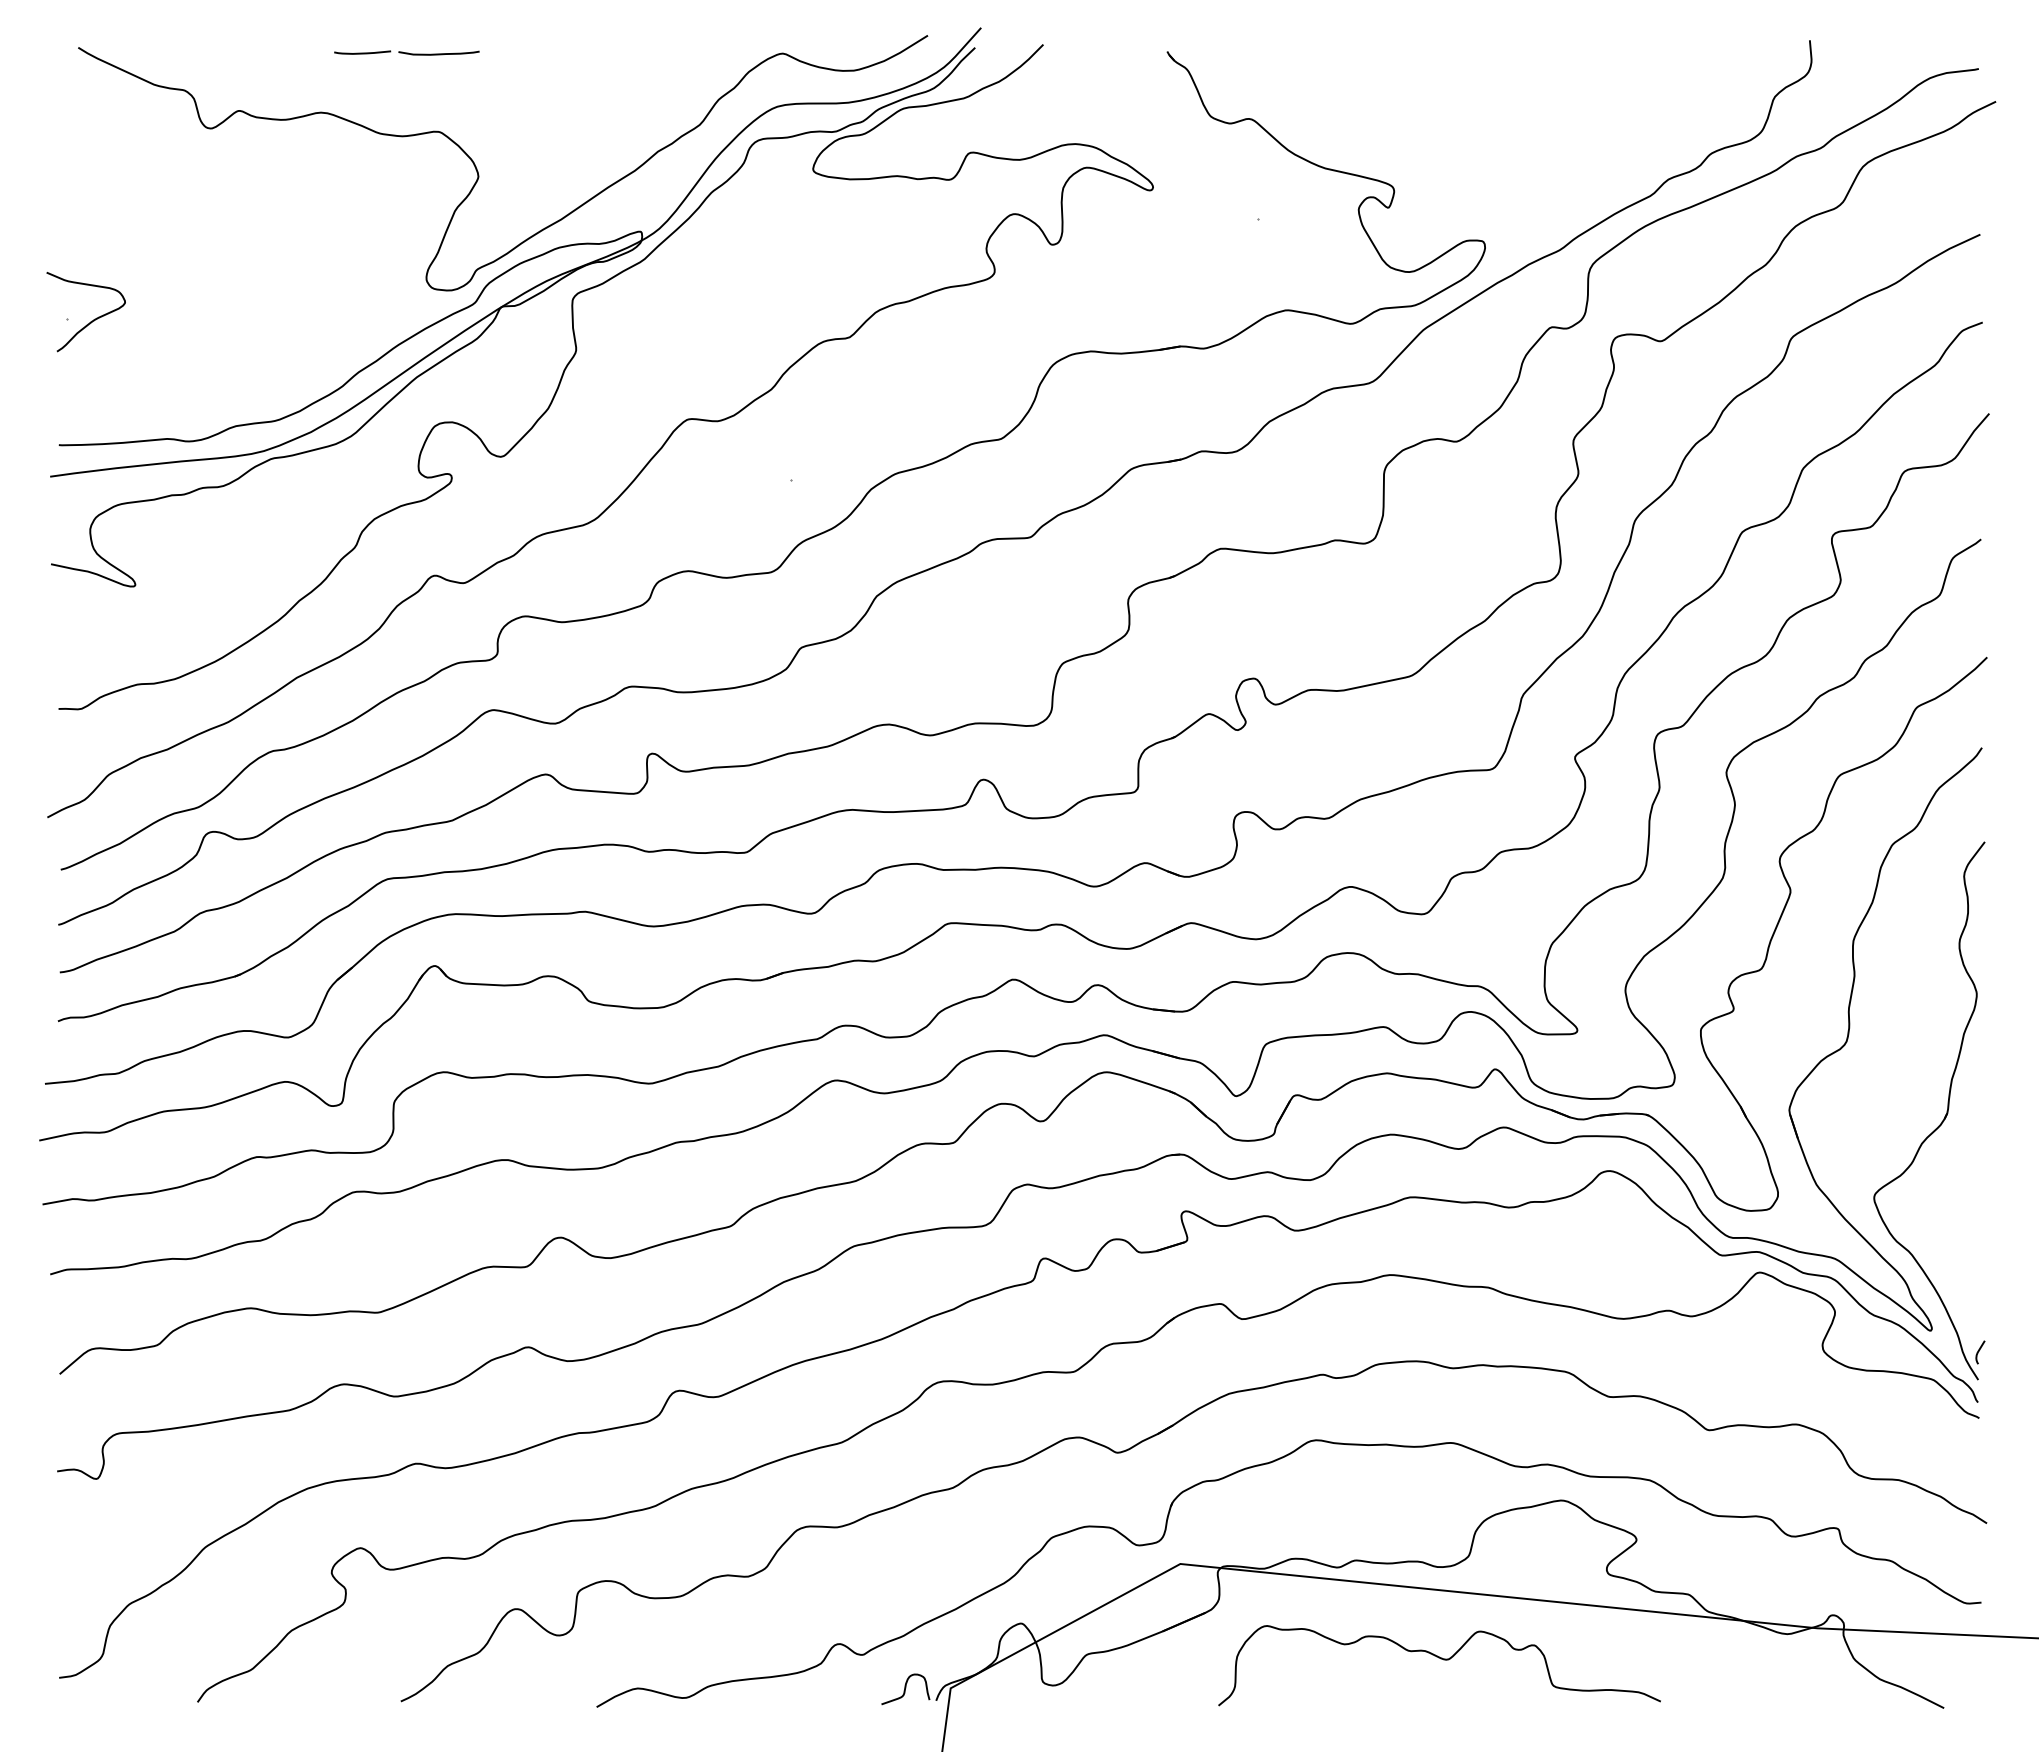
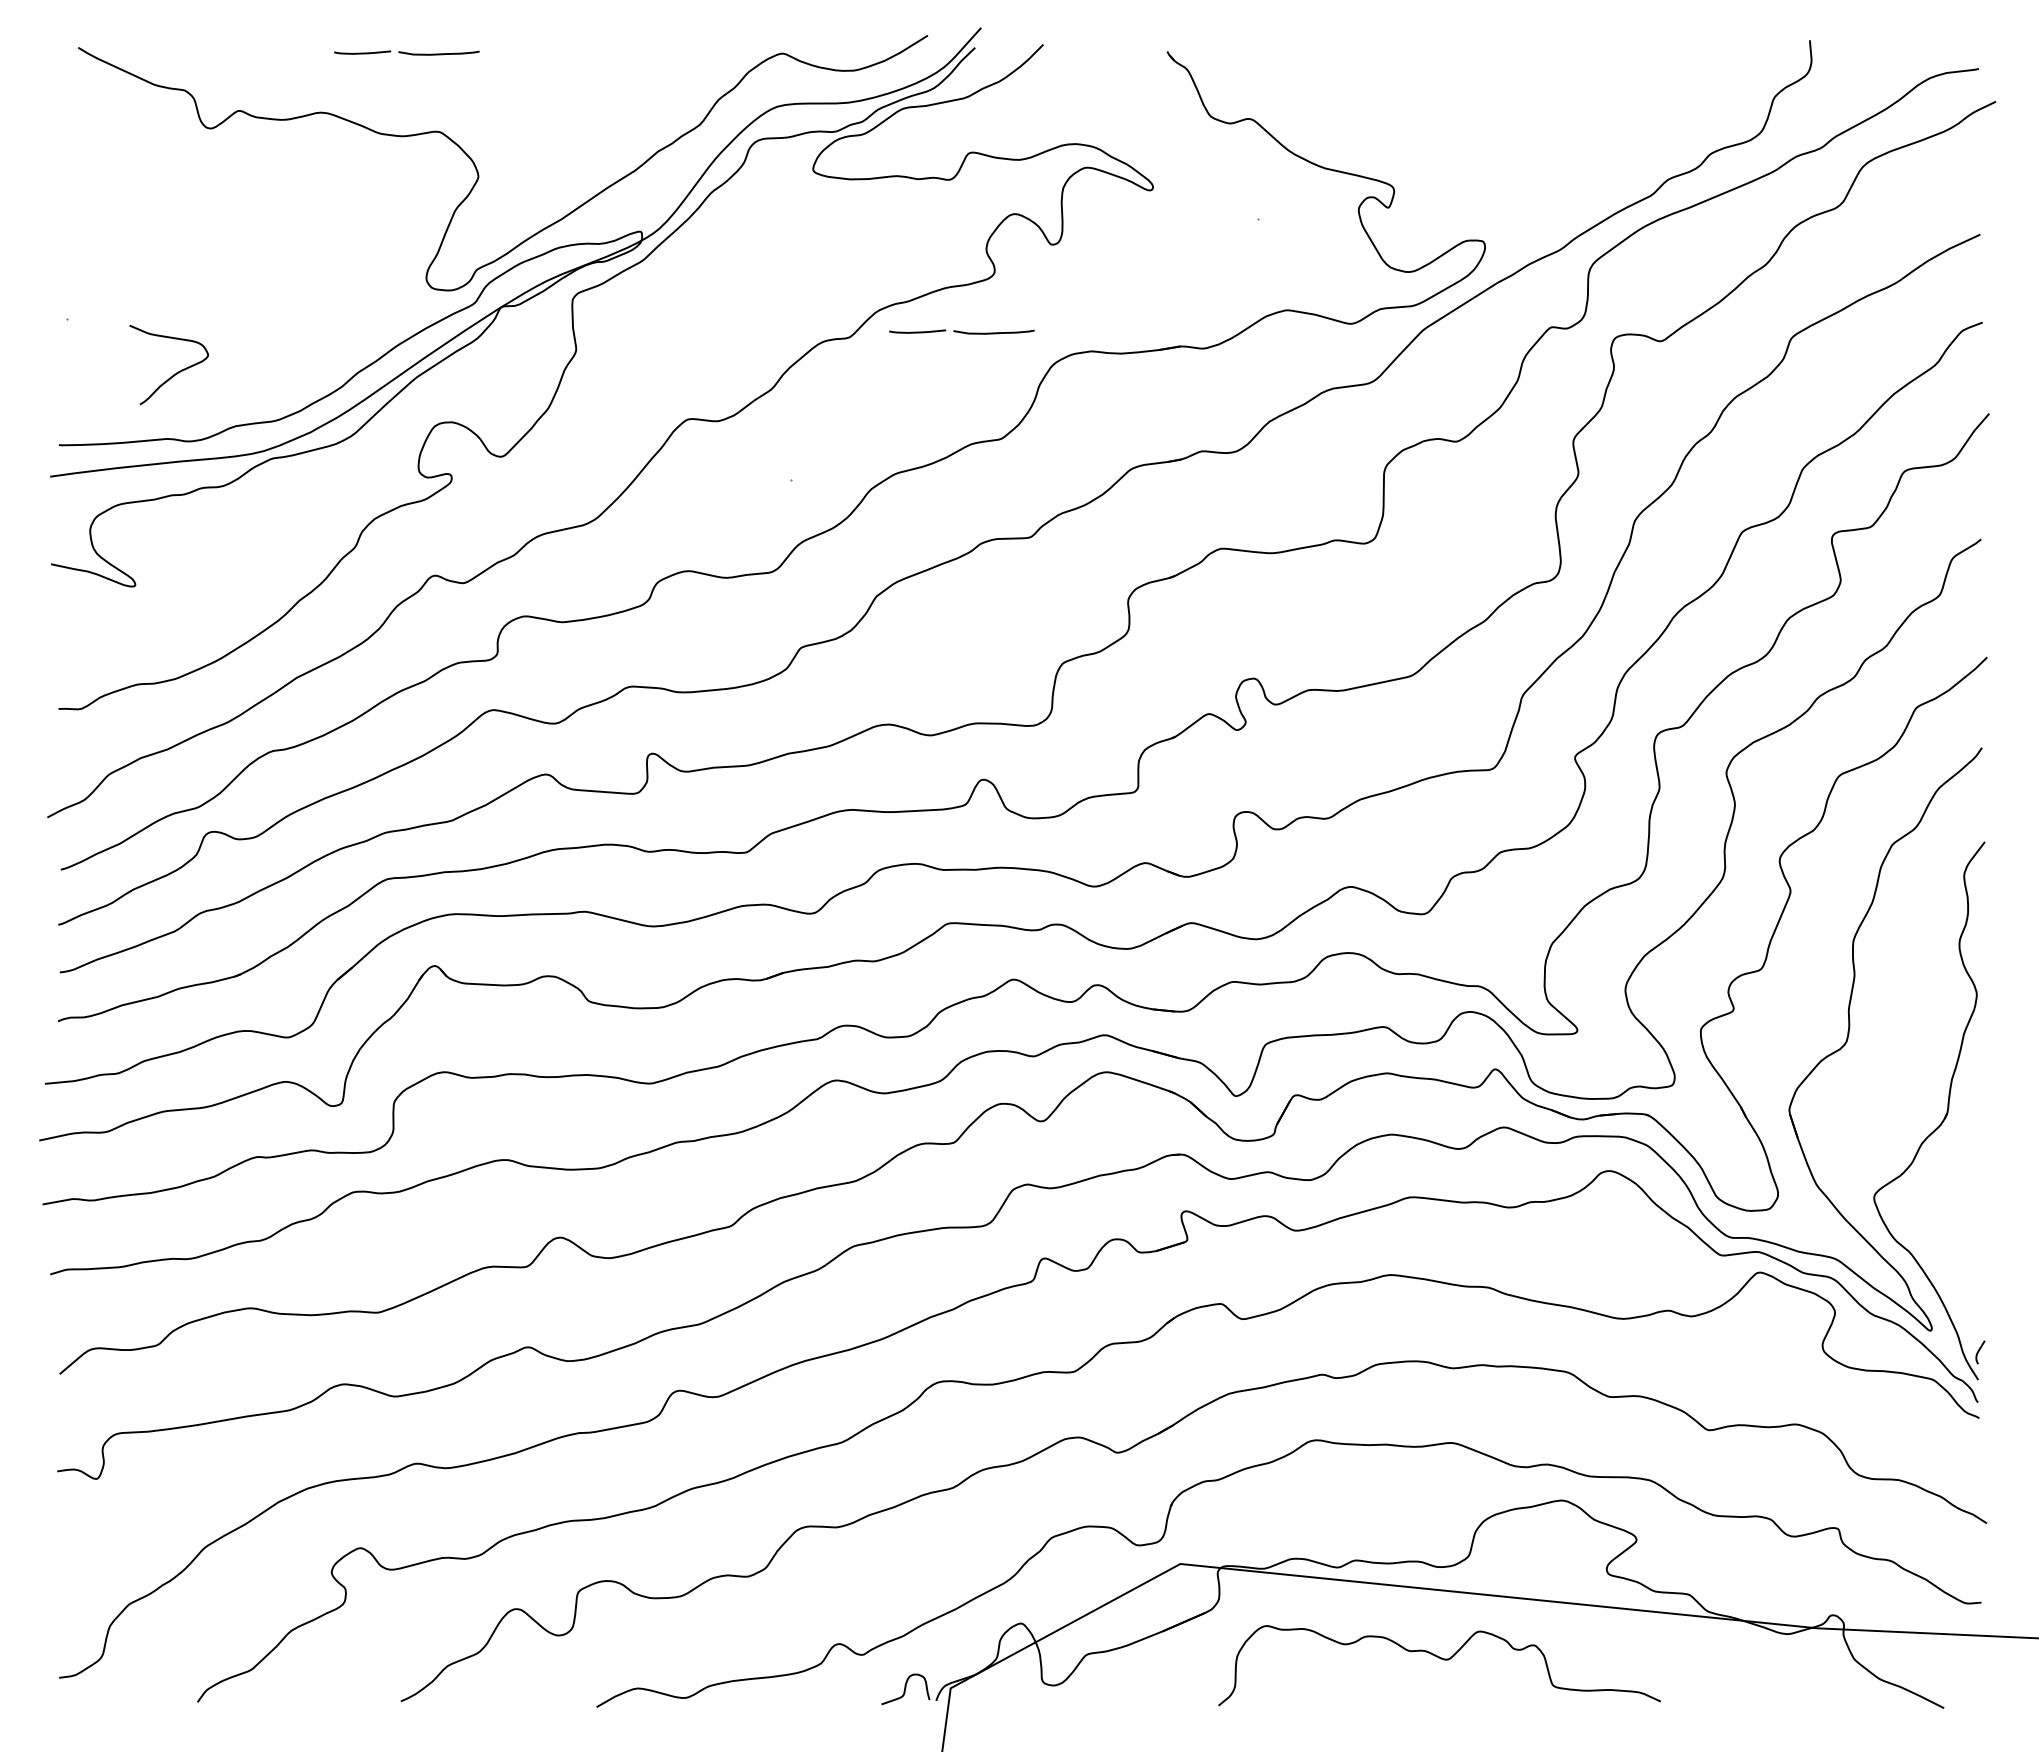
curve position: (90, 321) -> (173, 374) (173, 374)
part: none -> present (961, 331)
